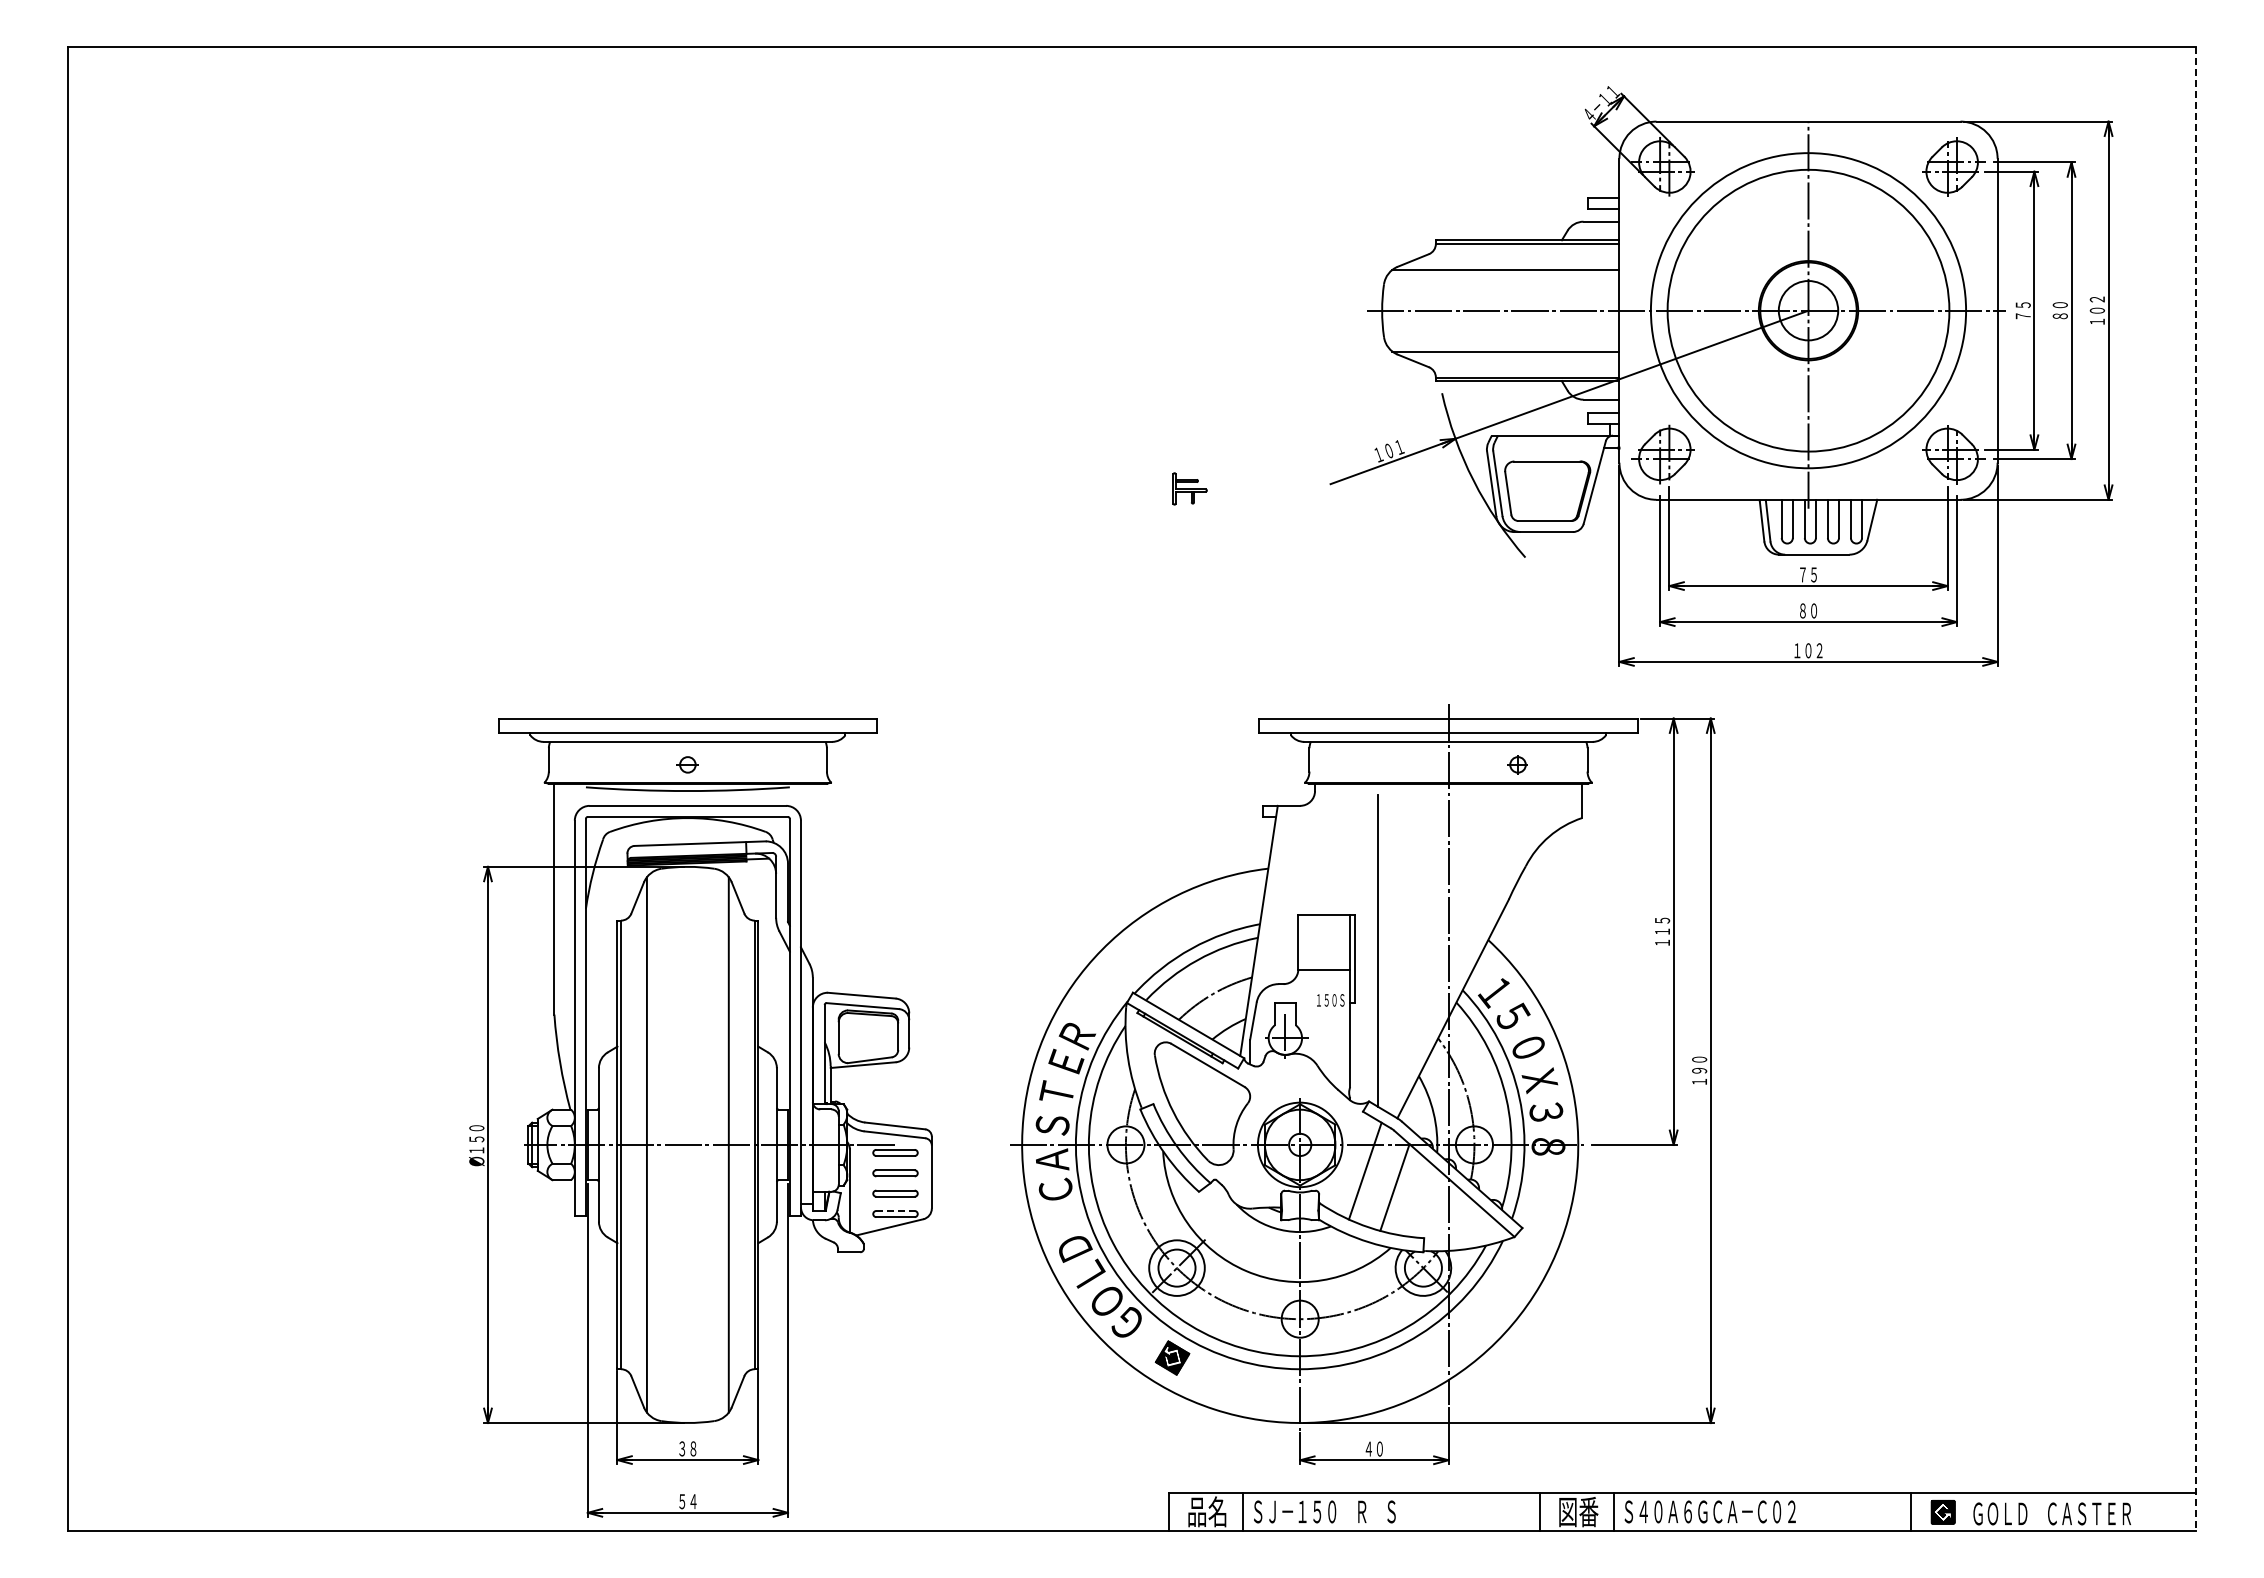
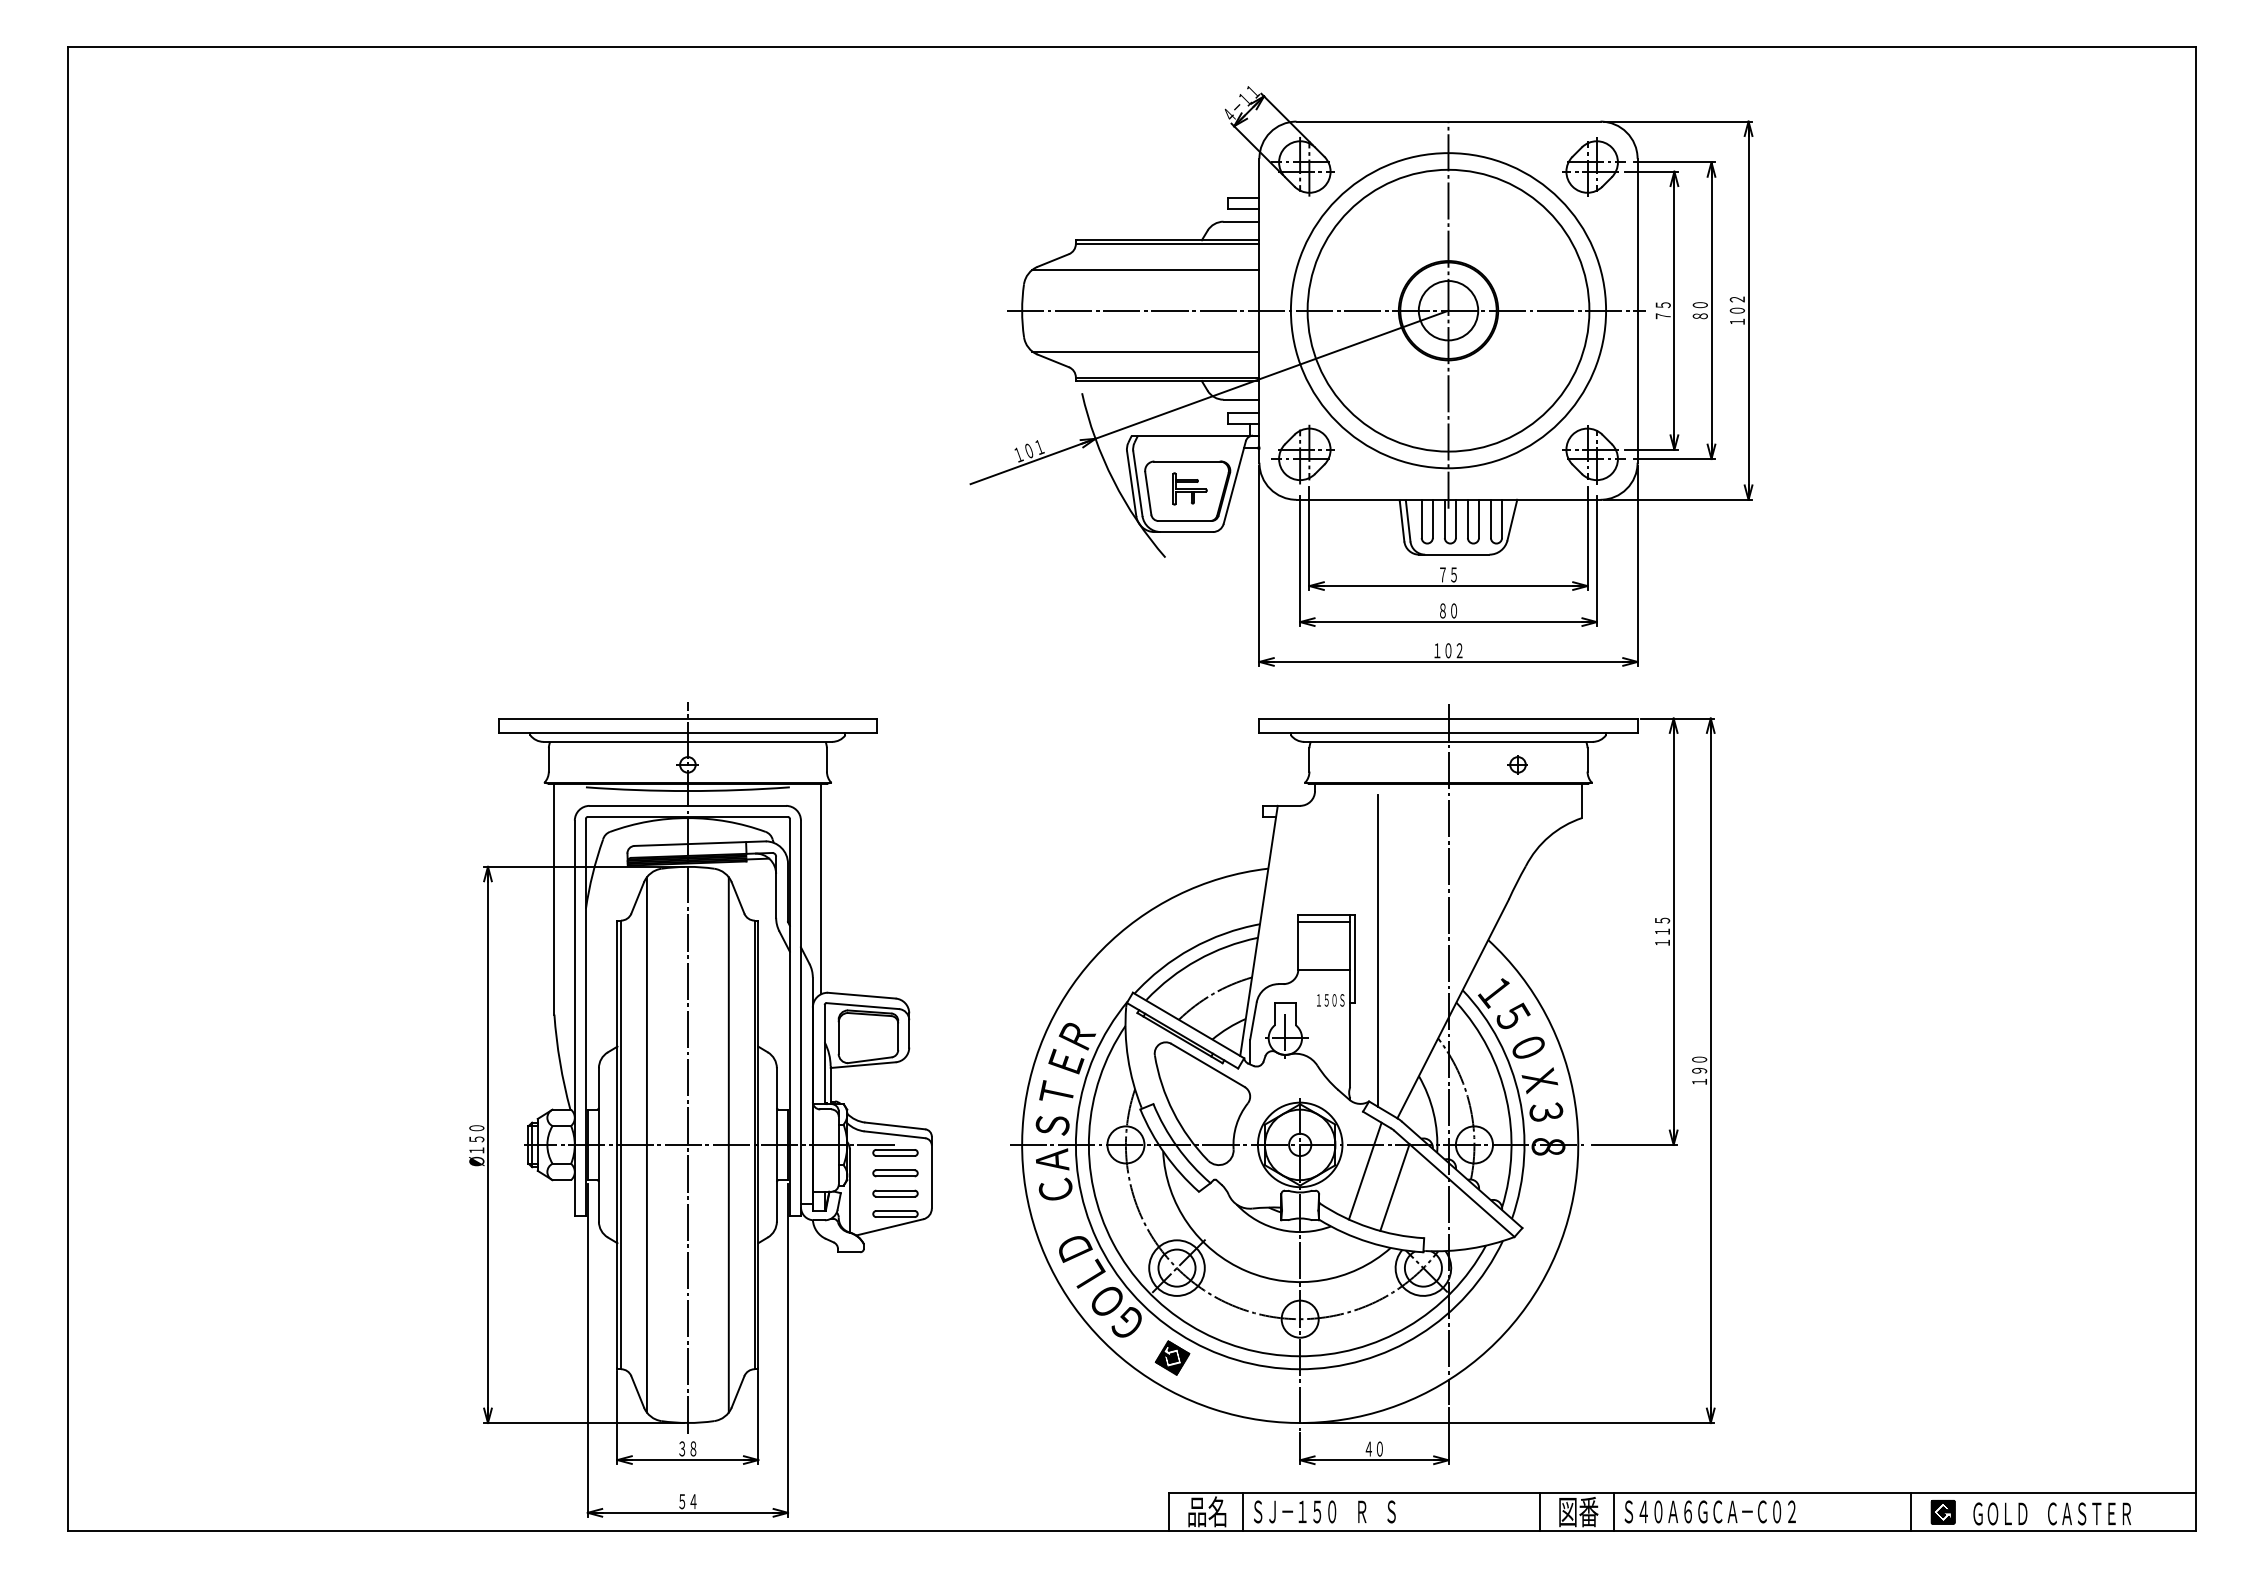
part position: (1721, 376) -> (1361, 376) (1361, 376)
line: dashed -> solid (2196, 788)
line: none -> present (821, 888)
line: none -> present (1324, 922)
line: none -> present (687, 1067)
line: dashed -> solid (896, 1210)
